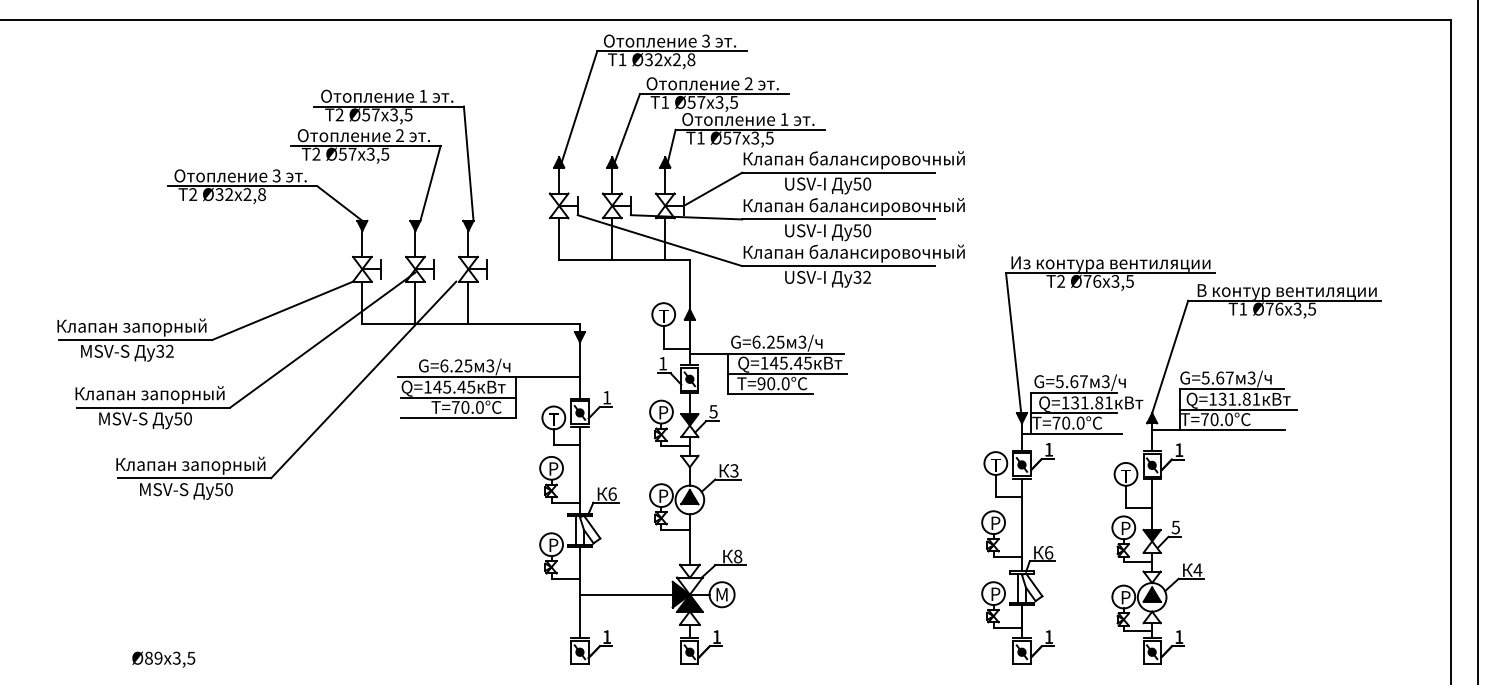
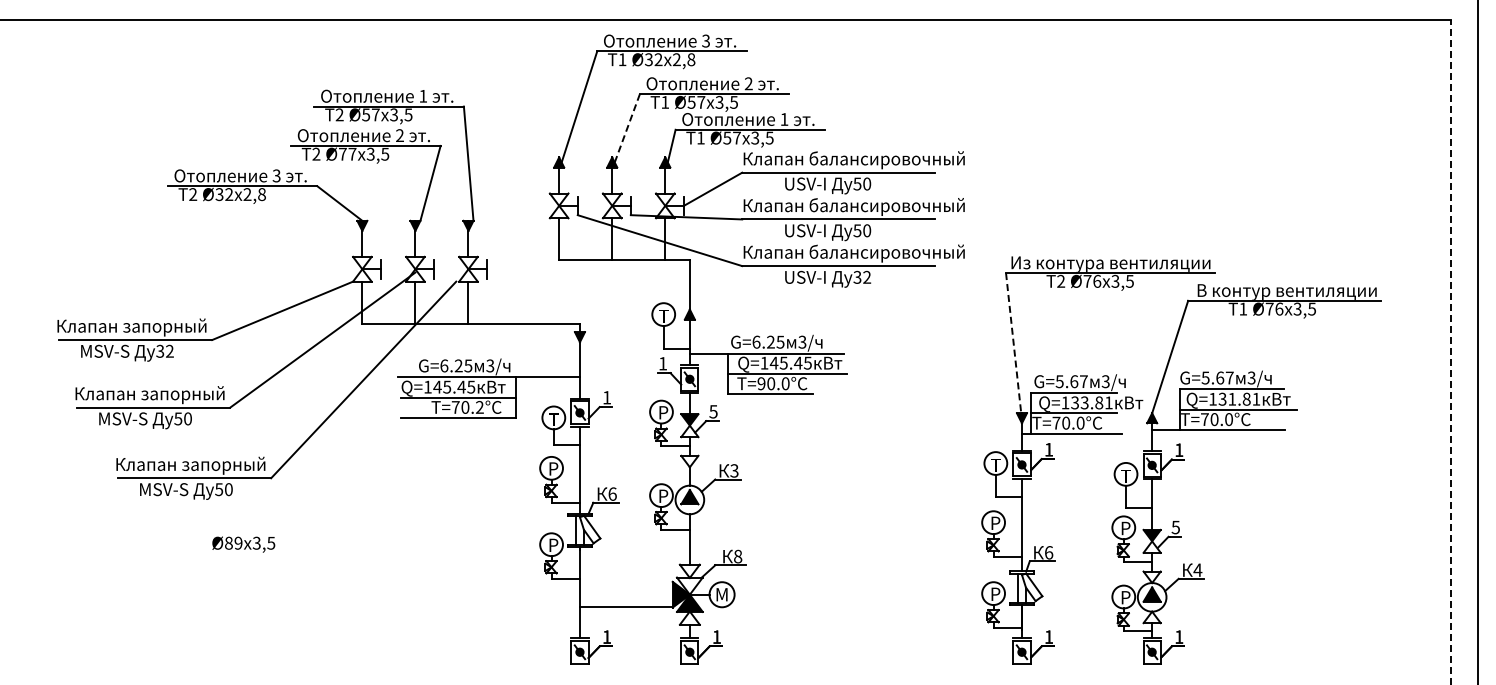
line: solid -> dashed (627, 128)
text: Ø57 -> Ø77 (342, 154)
line: solid -> dashed (1013, 343)
line: solid -> dashed (1451, 352)
text: Q=131.81 -> Q=133.81 (1084, 402)
text: T=70.0°C -> T=70.2°C (479, 407)
line position: (625, 594) -> (625, 606) (625, 606)
text position: (163, 659) -> (243, 544) (243, 544)
